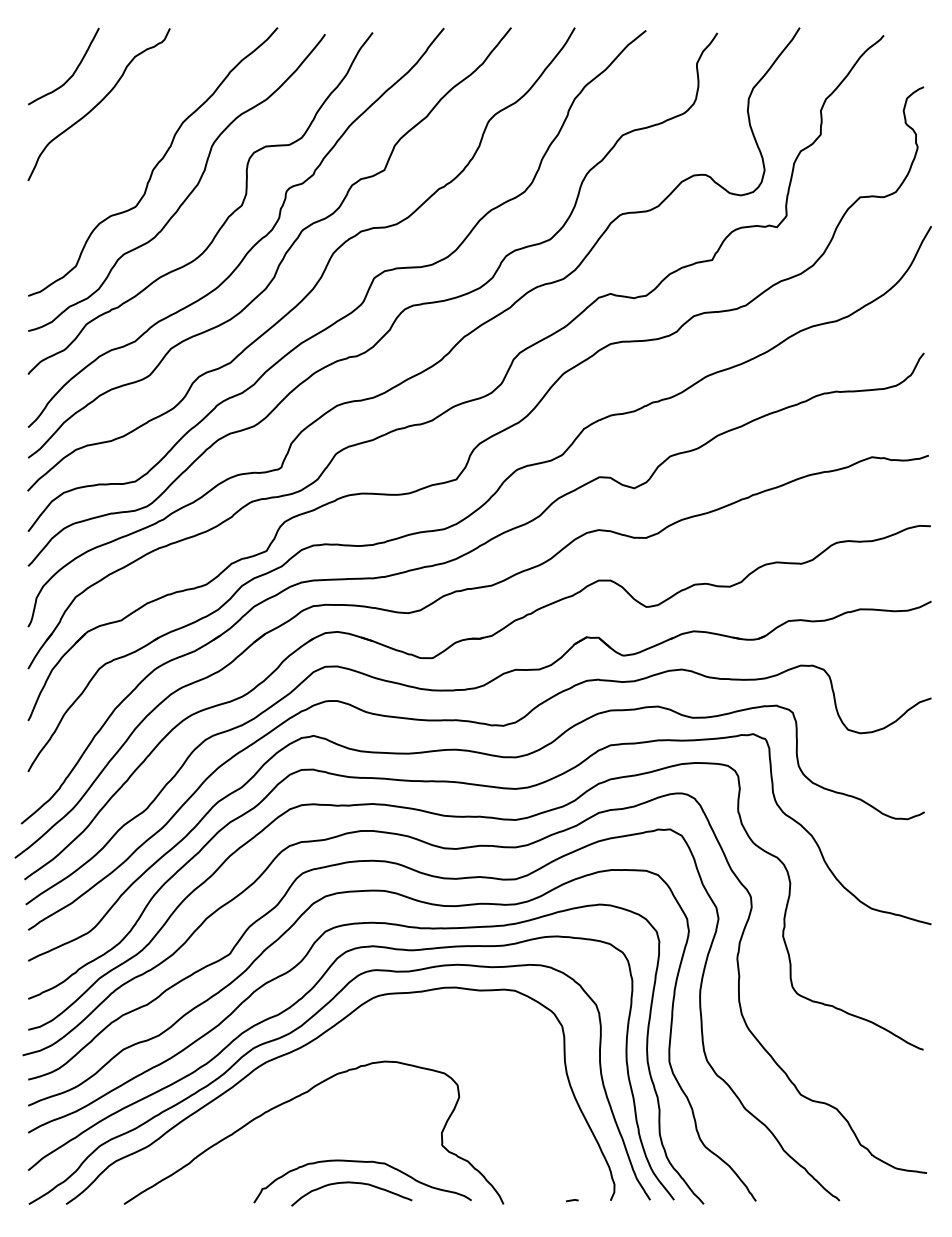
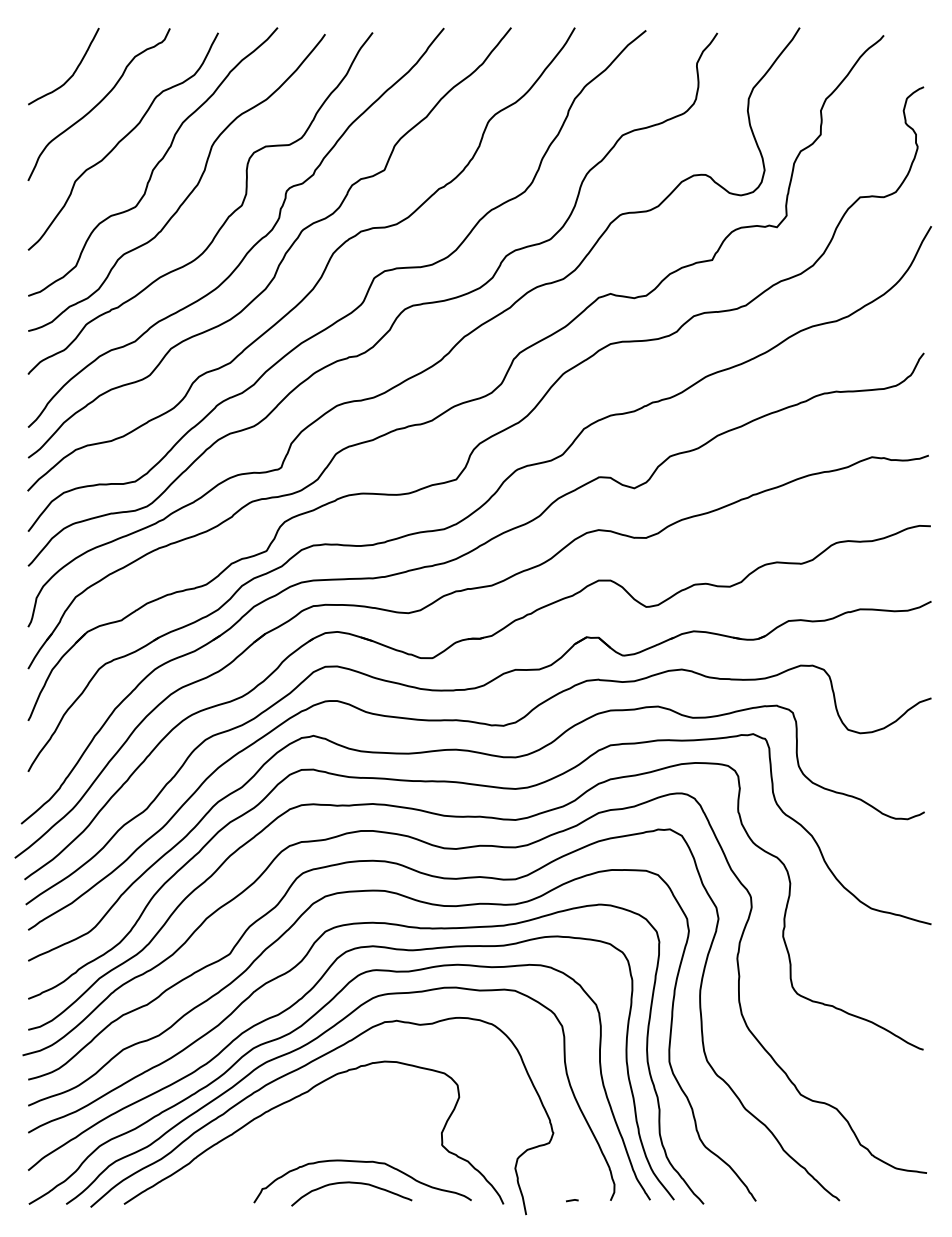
curve: none -> present (122, 140)
curve: none -> present (299, 1069)
